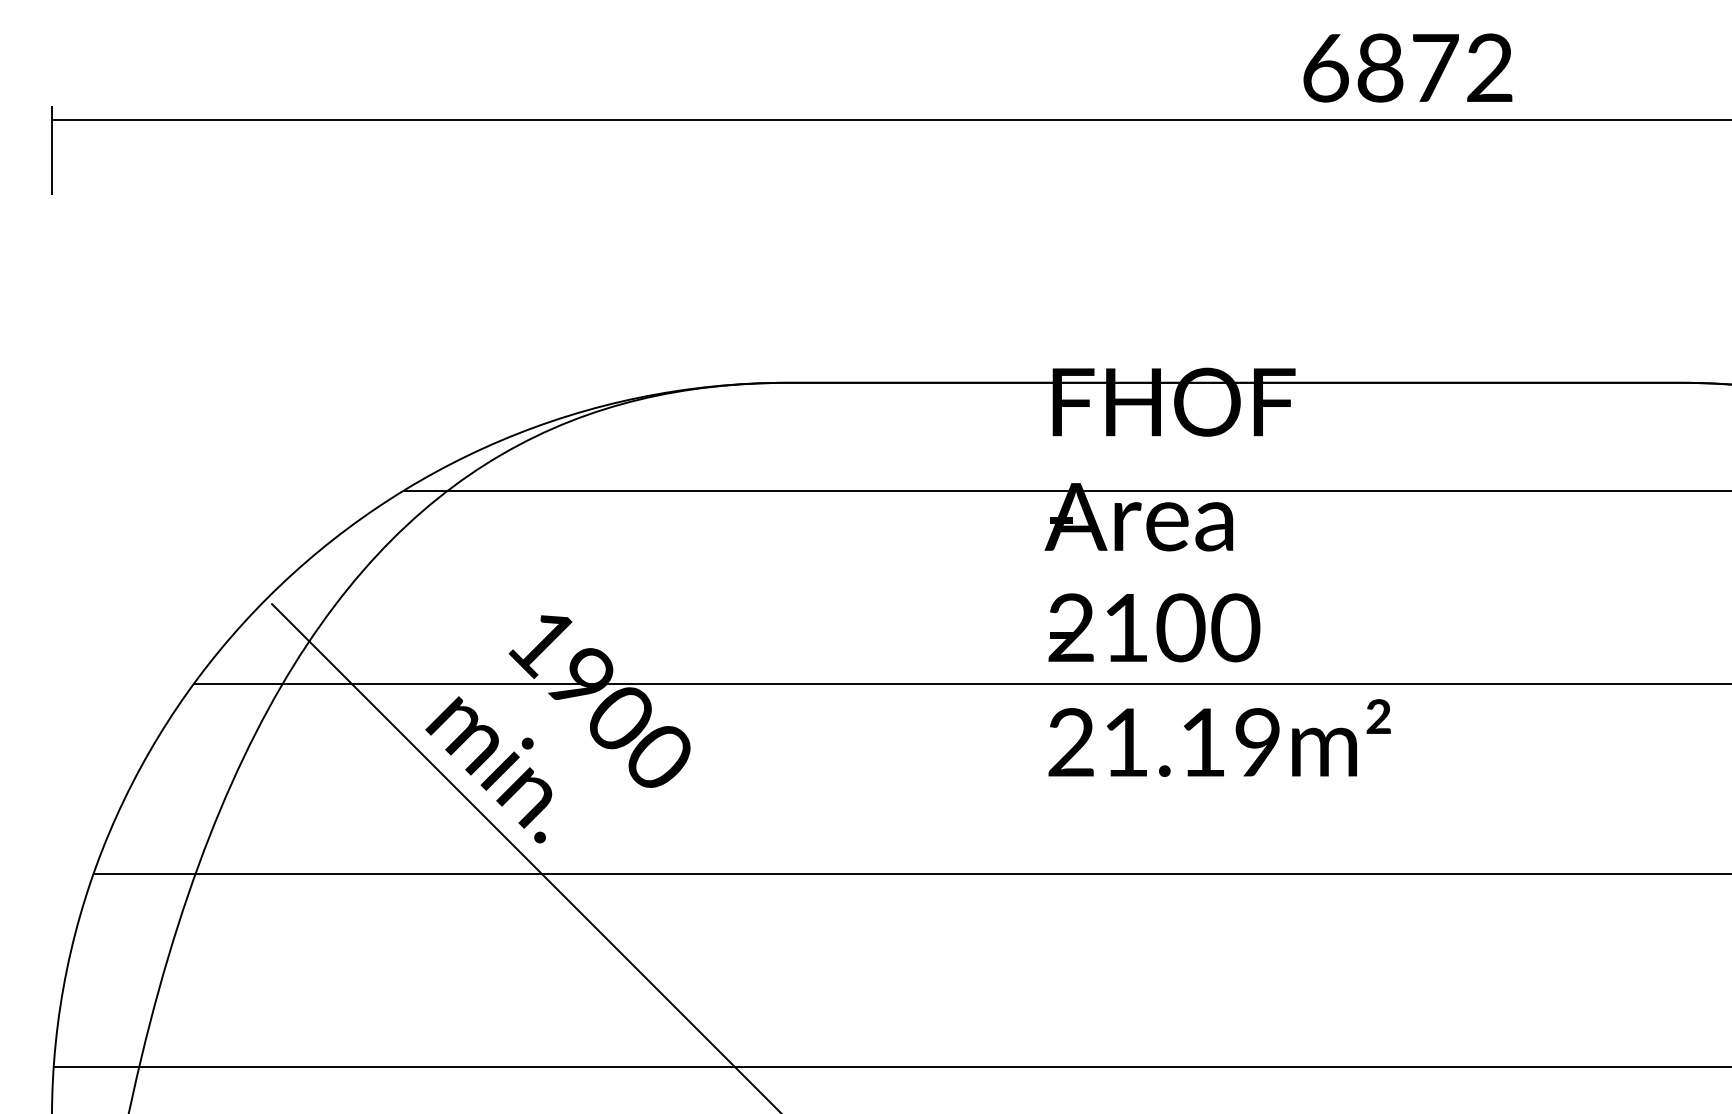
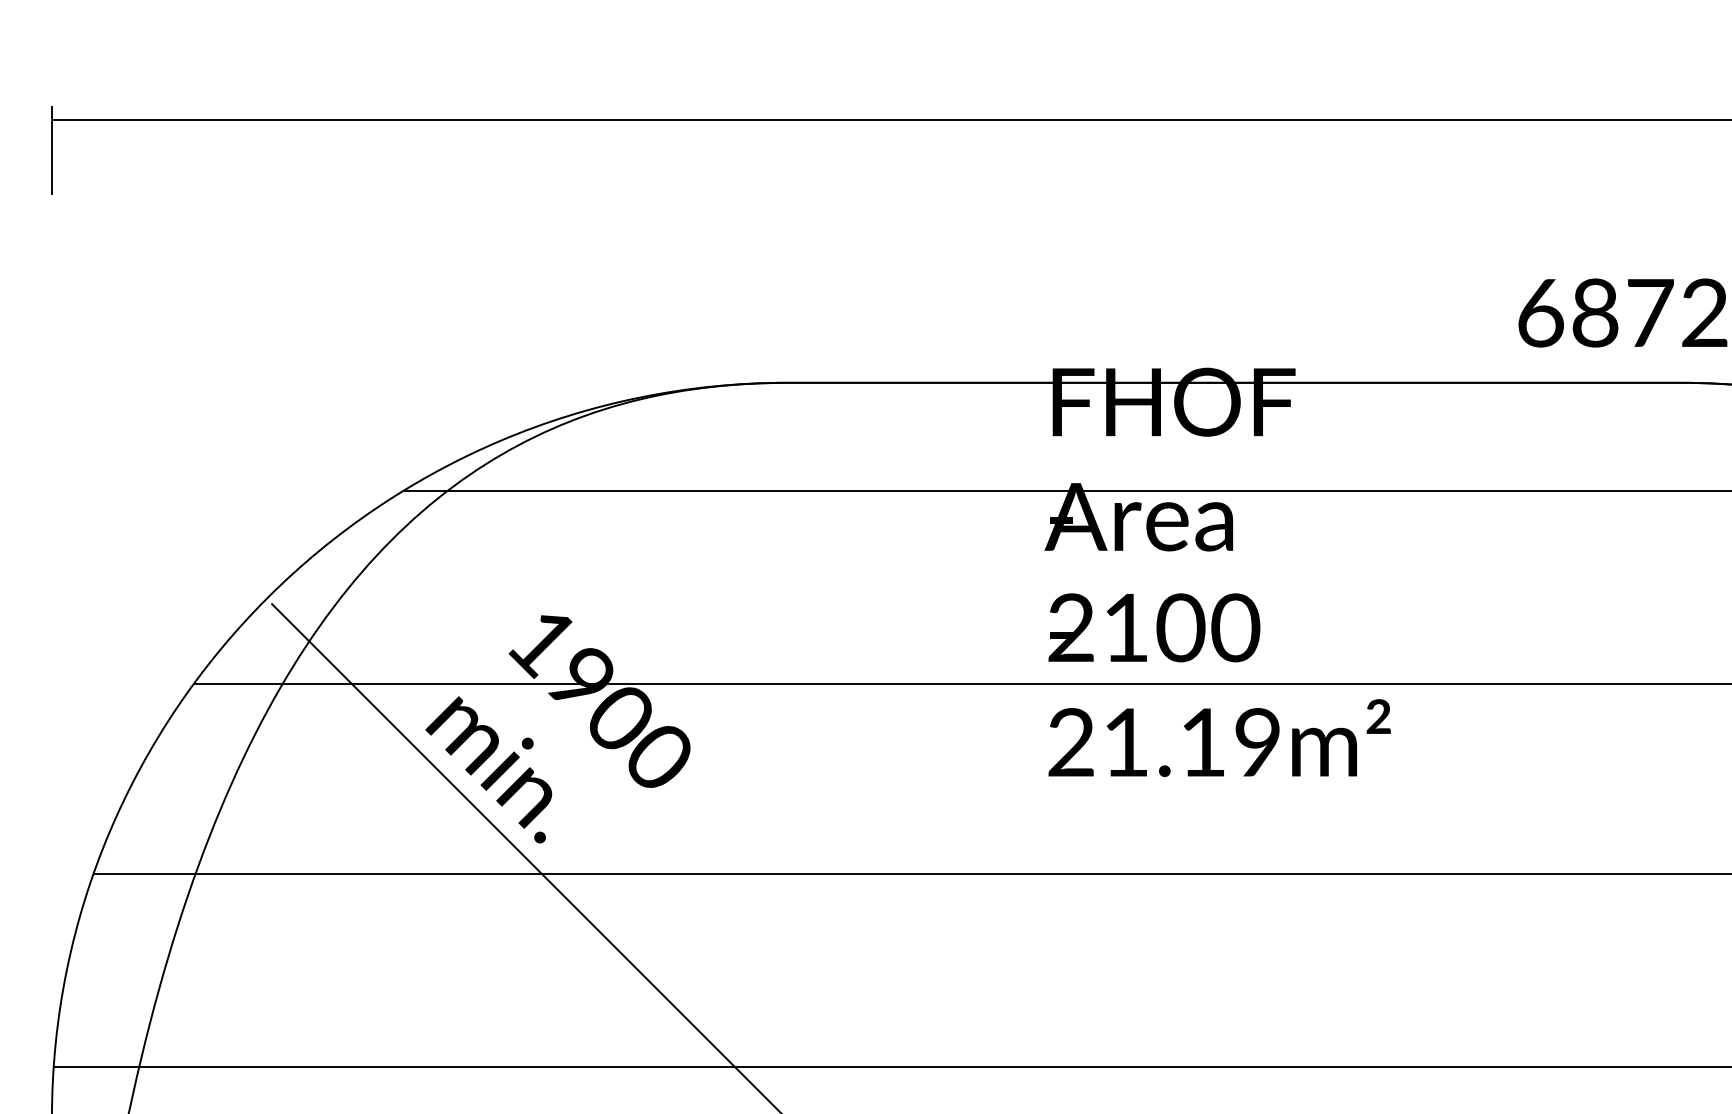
text position: (1407, 67) -> (1622, 312) (1622, 312)
